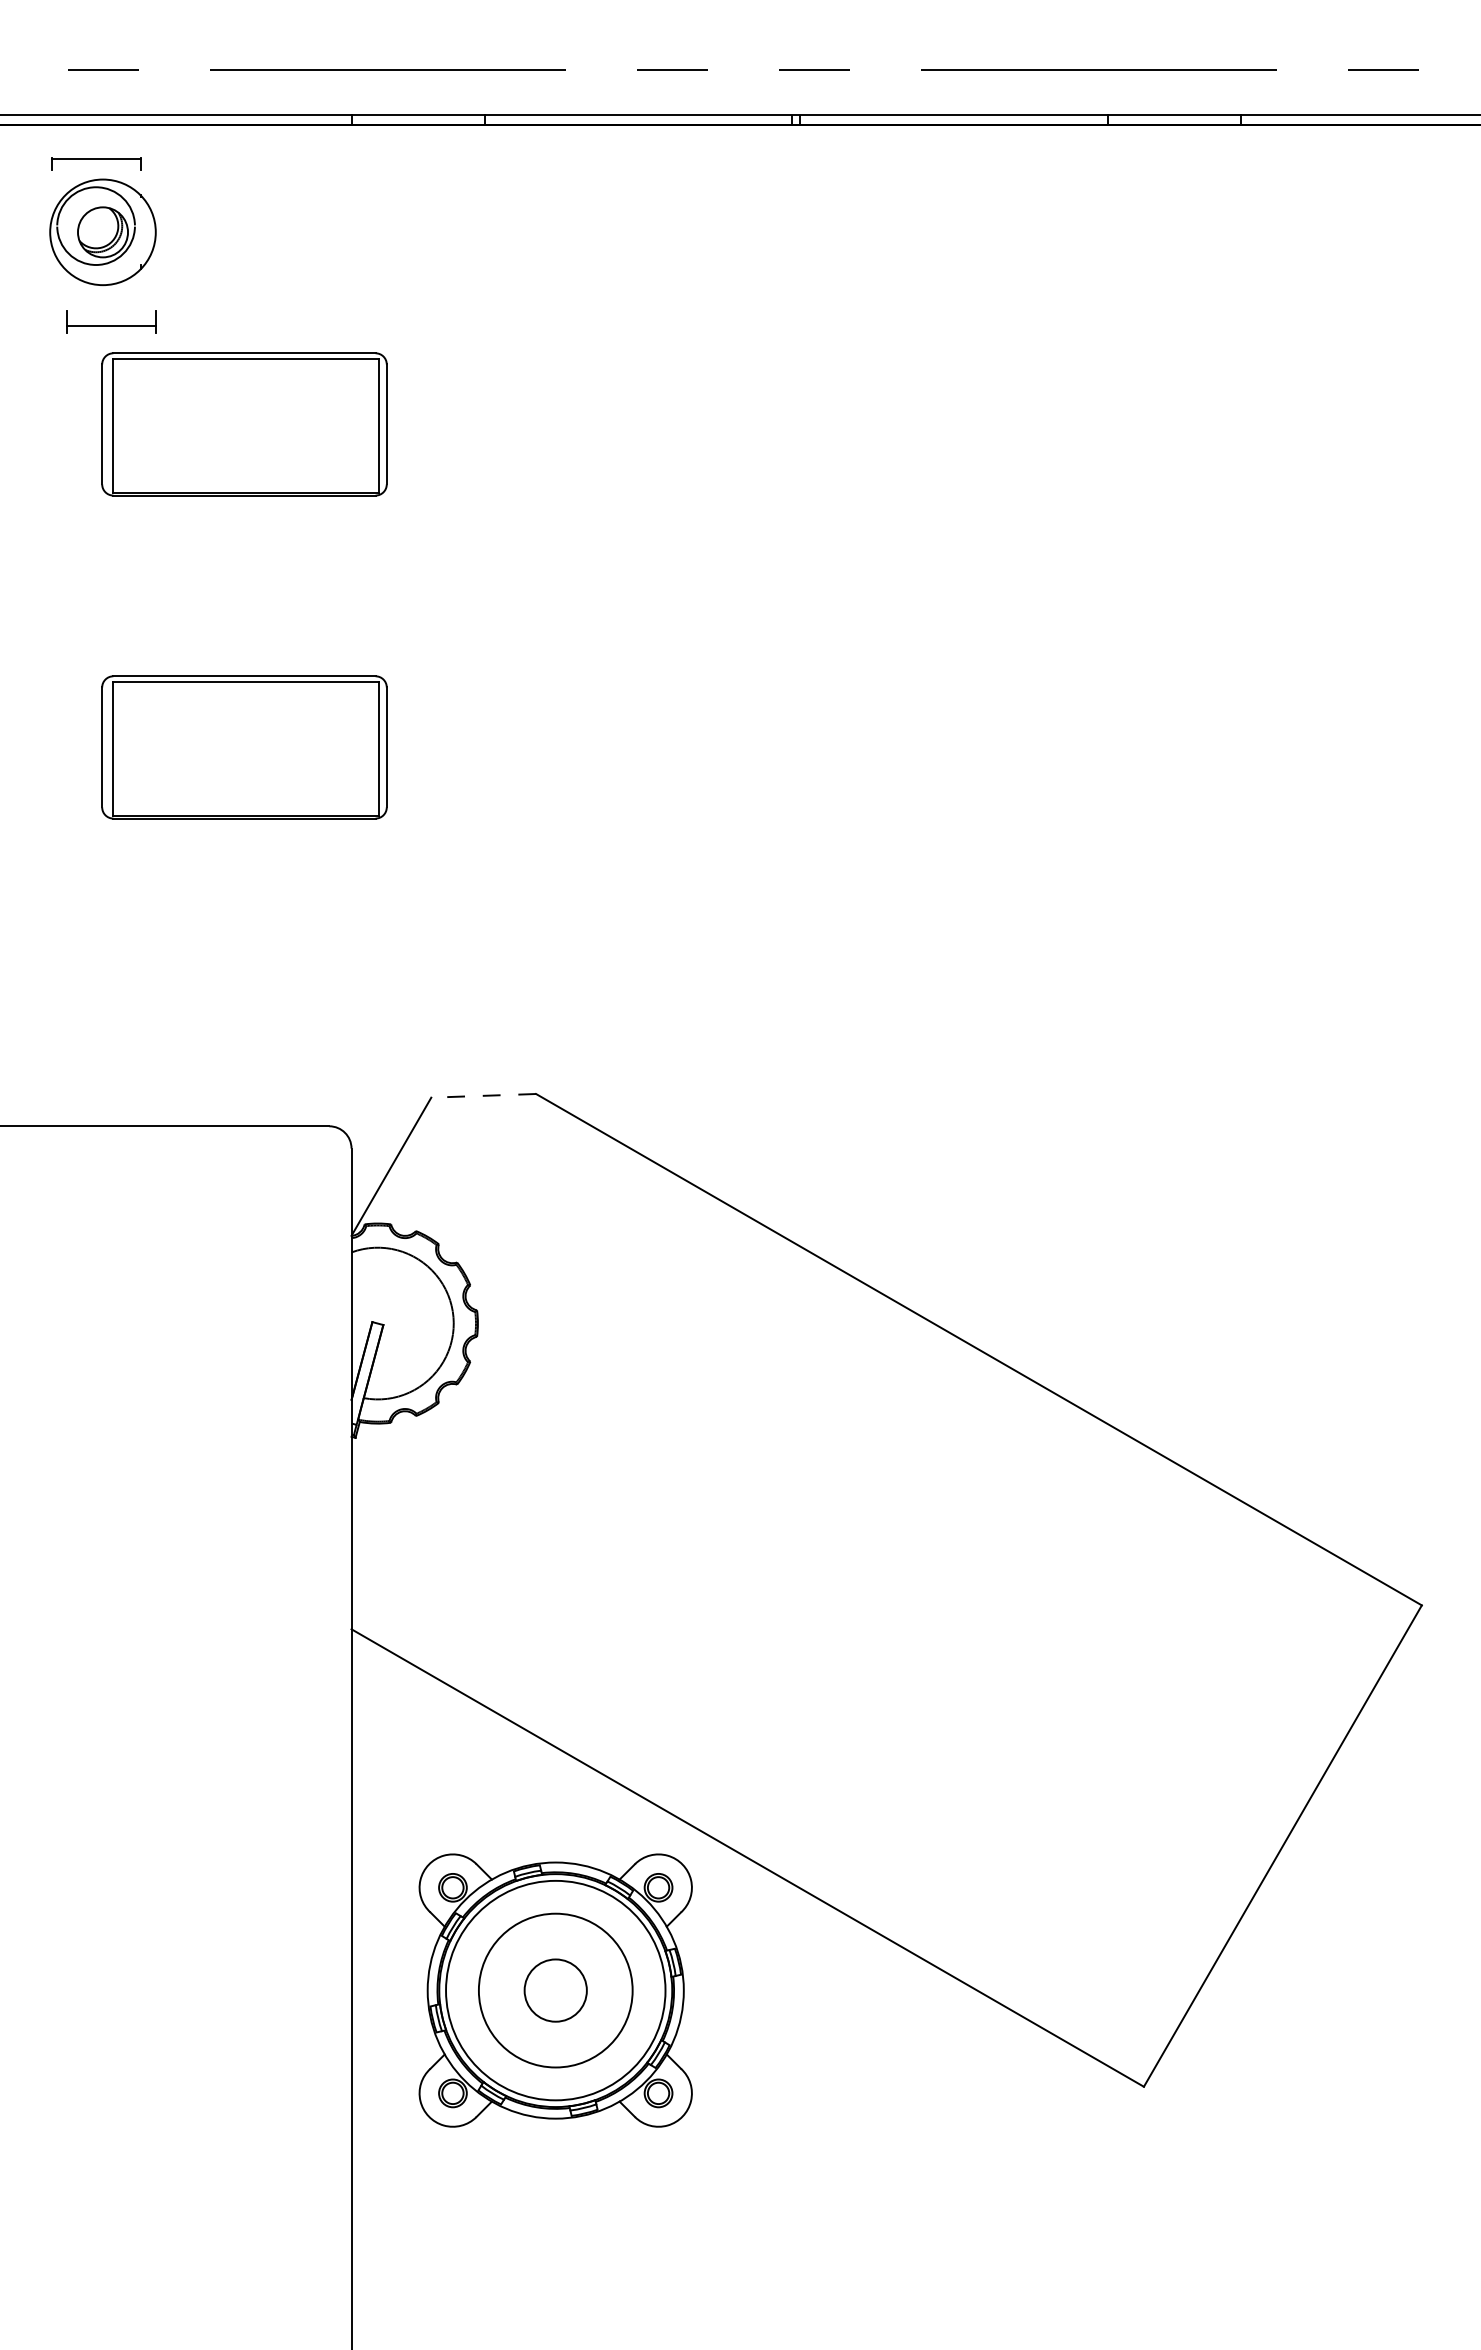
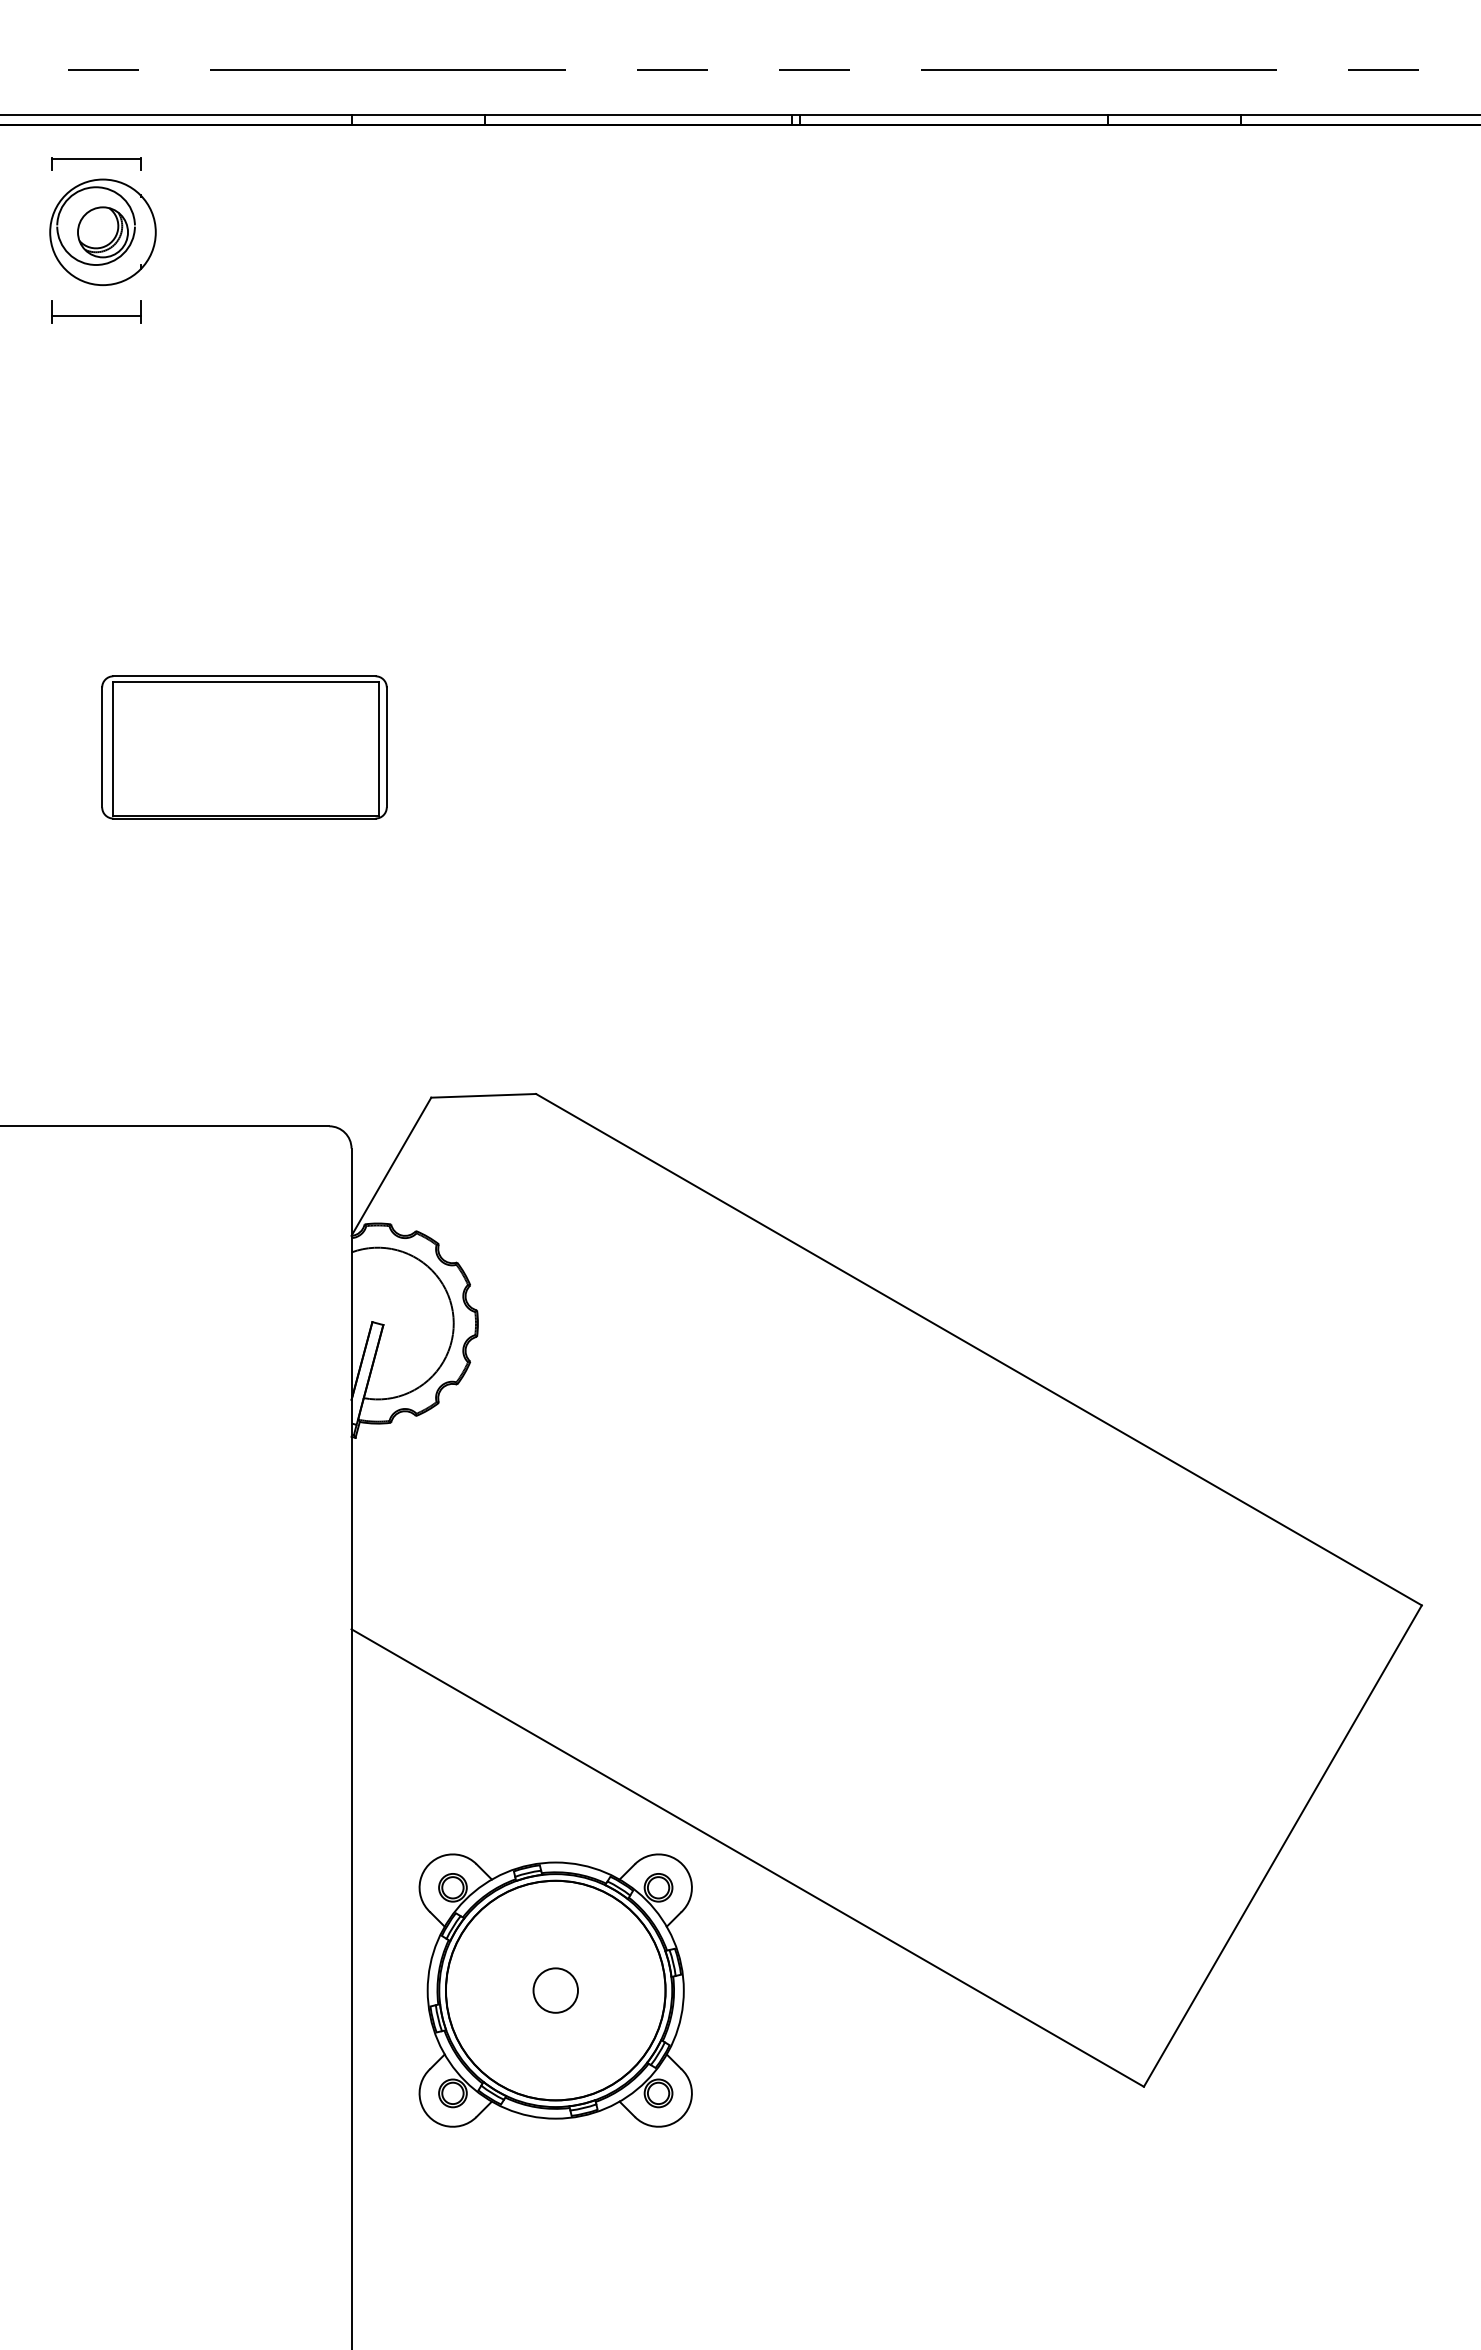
part position: (111, 321) -> (96, 311) (96, 311)
part: present -> none (244, 424)
line: dashed -> solid (483, 1095)
circle diameter: 154 px -> 220 px (555, 1990)
circle diameter: 62 px -> 44 px (555, 1990)
